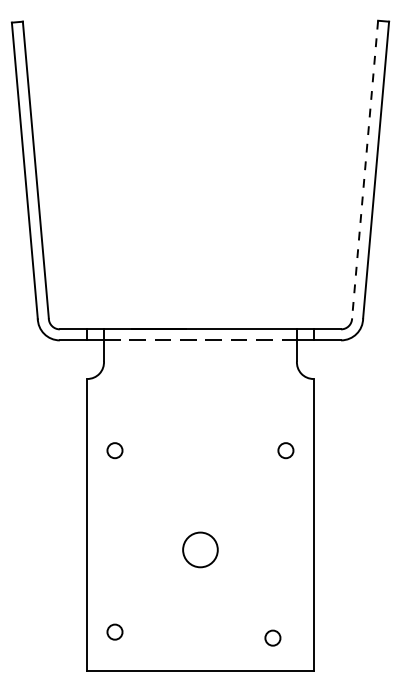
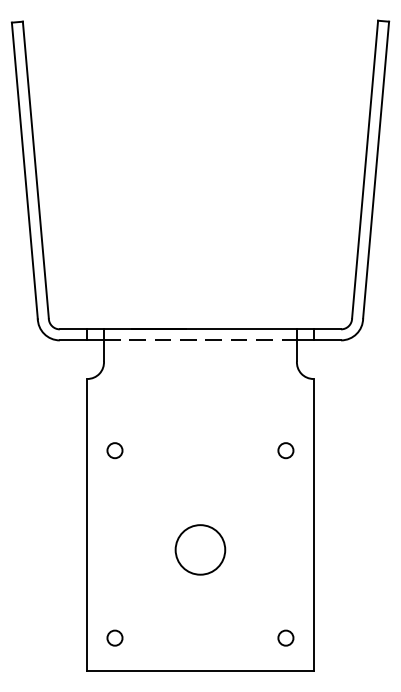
line: dashed -> solid (365, 170)
circle size: 37x38 px -> 53x52 px (200, 549)
circle position: (114, 631) -> (114, 637) (114, 637)
circle position: (272, 637) -> (285, 637) (285, 637)
